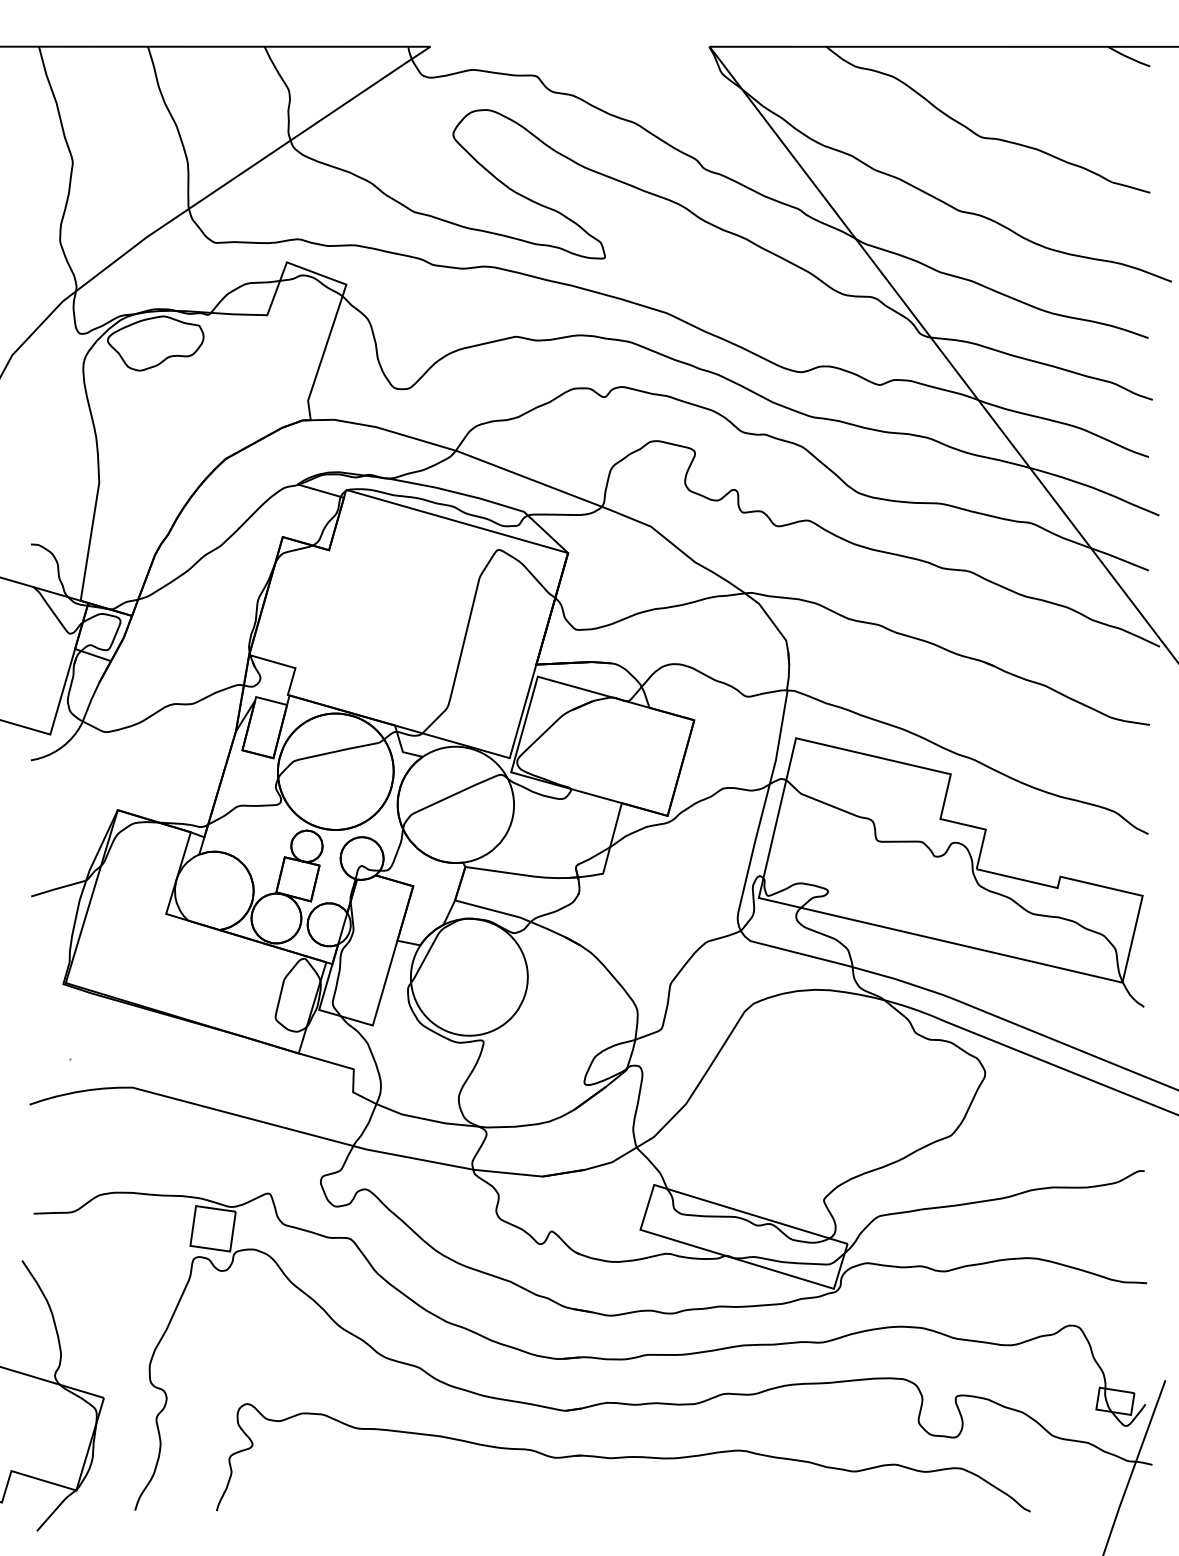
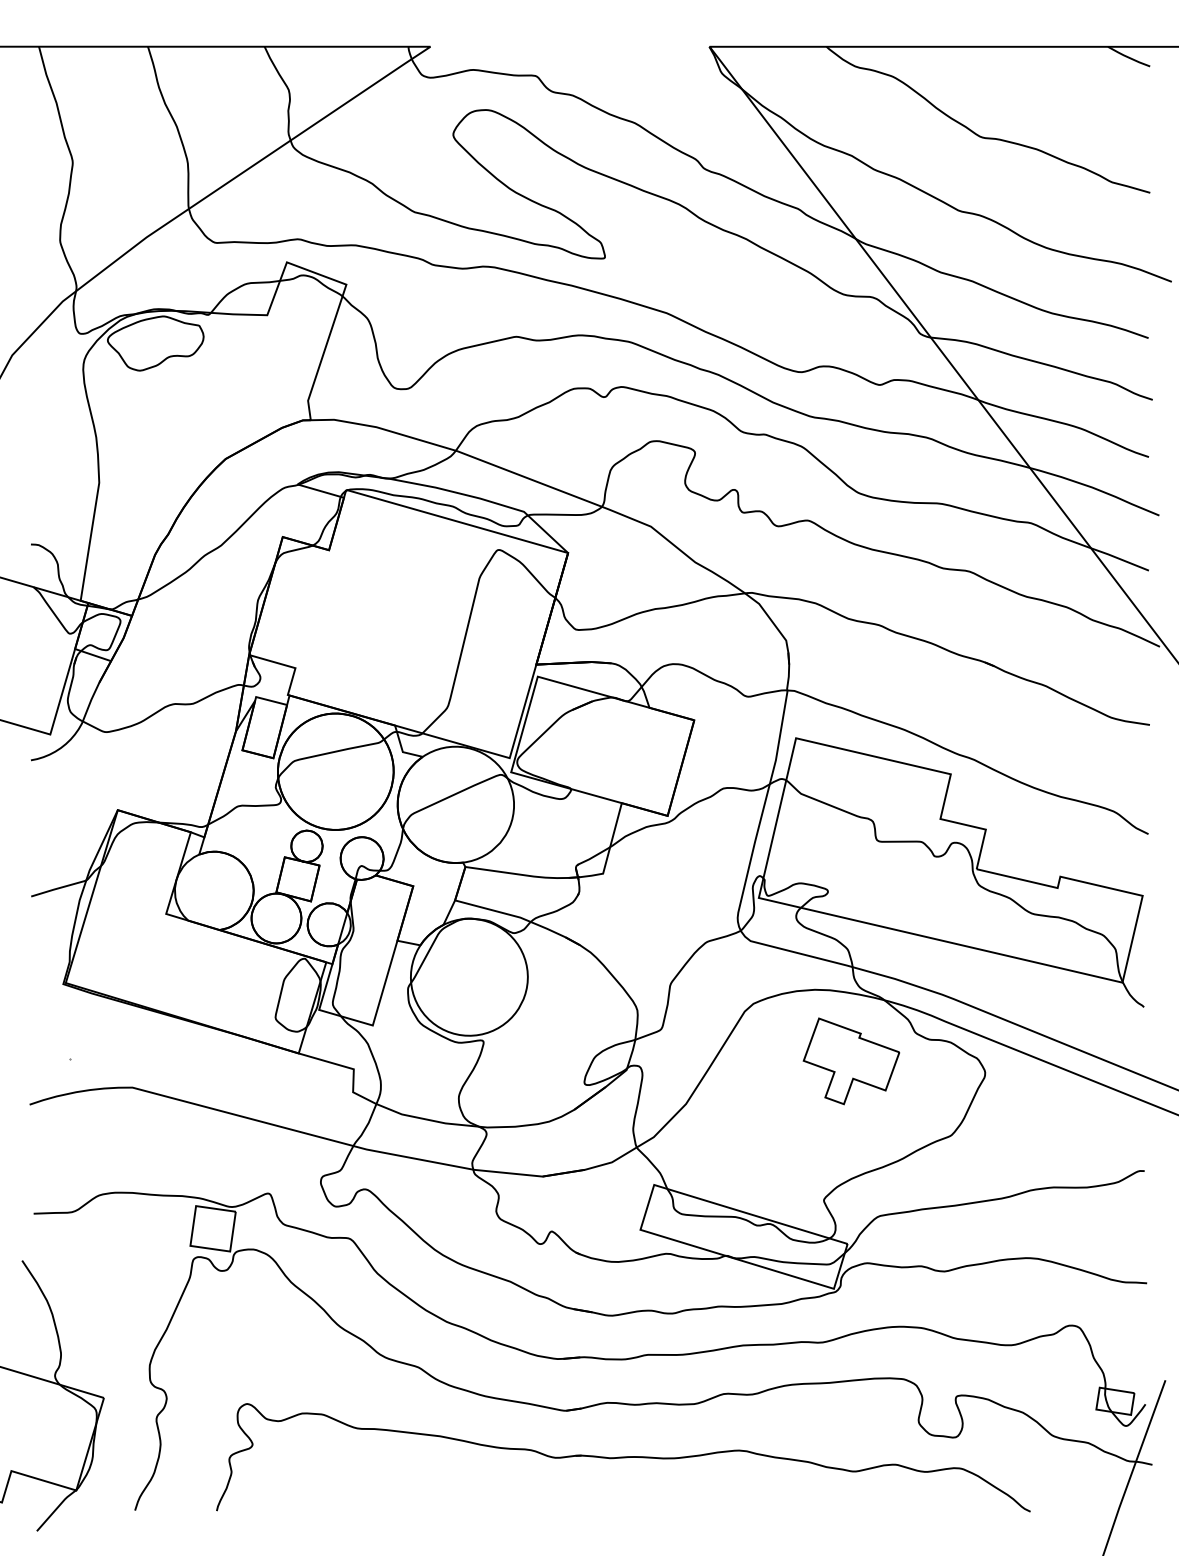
part: none -> present (851, 1061)
